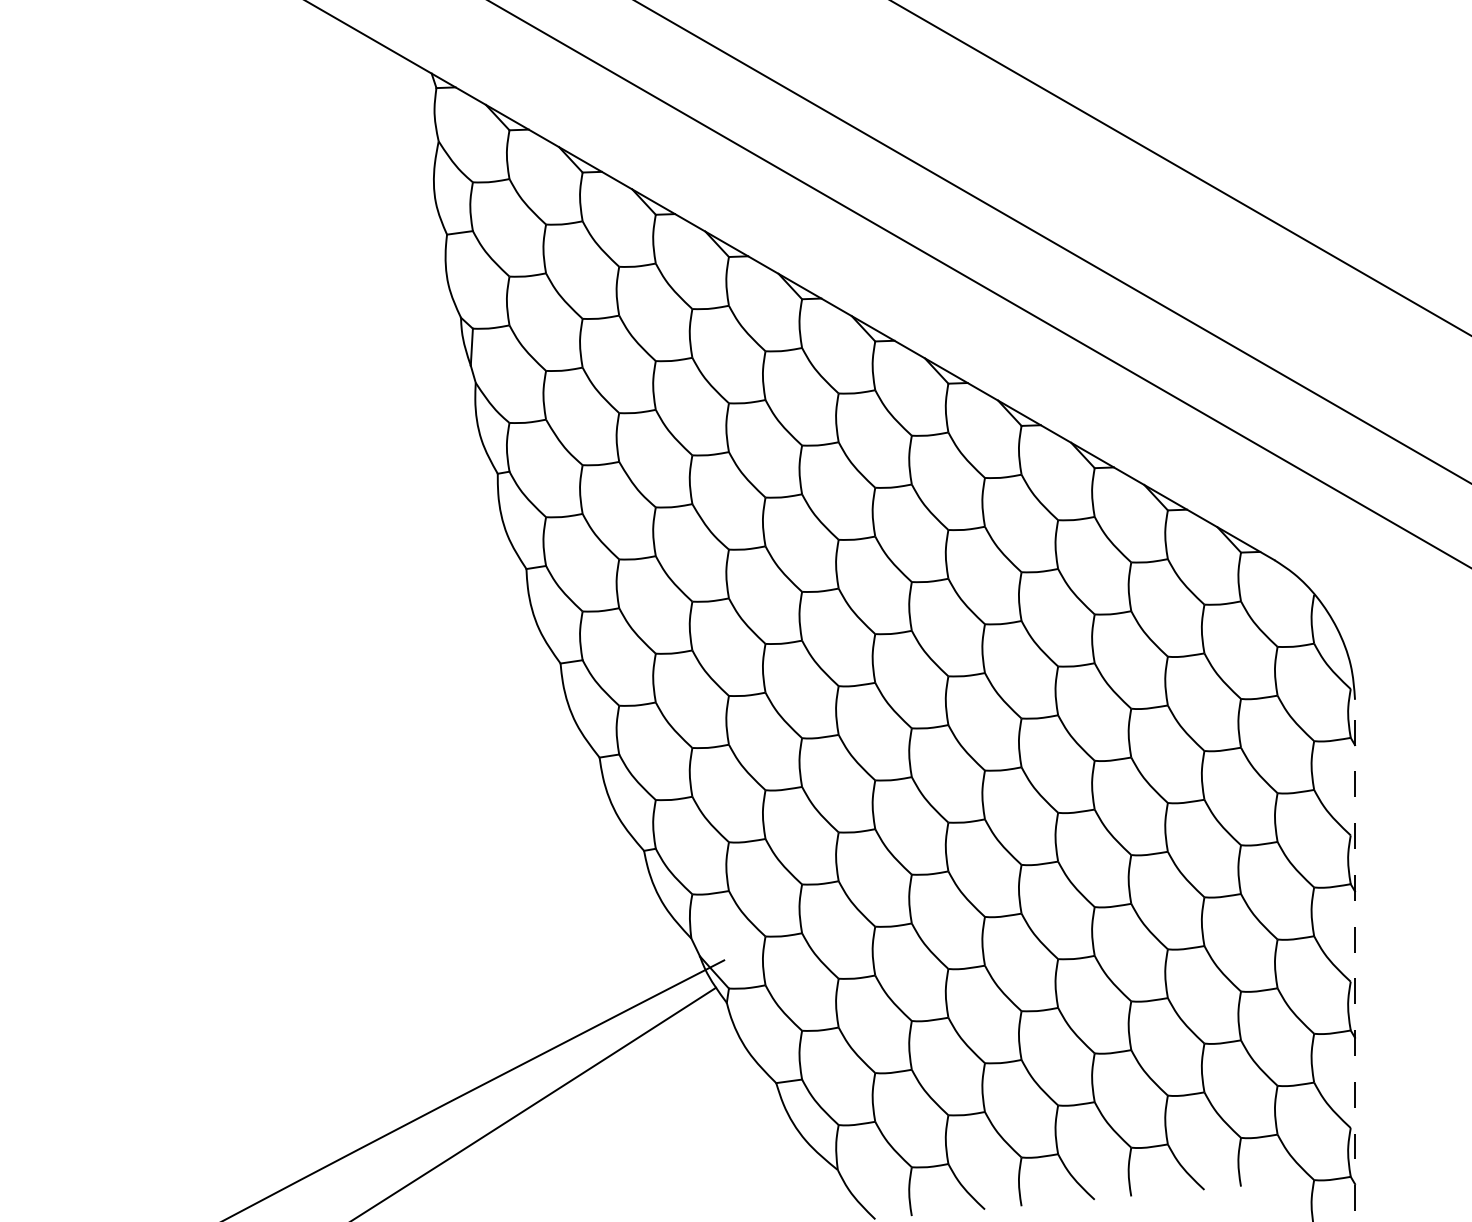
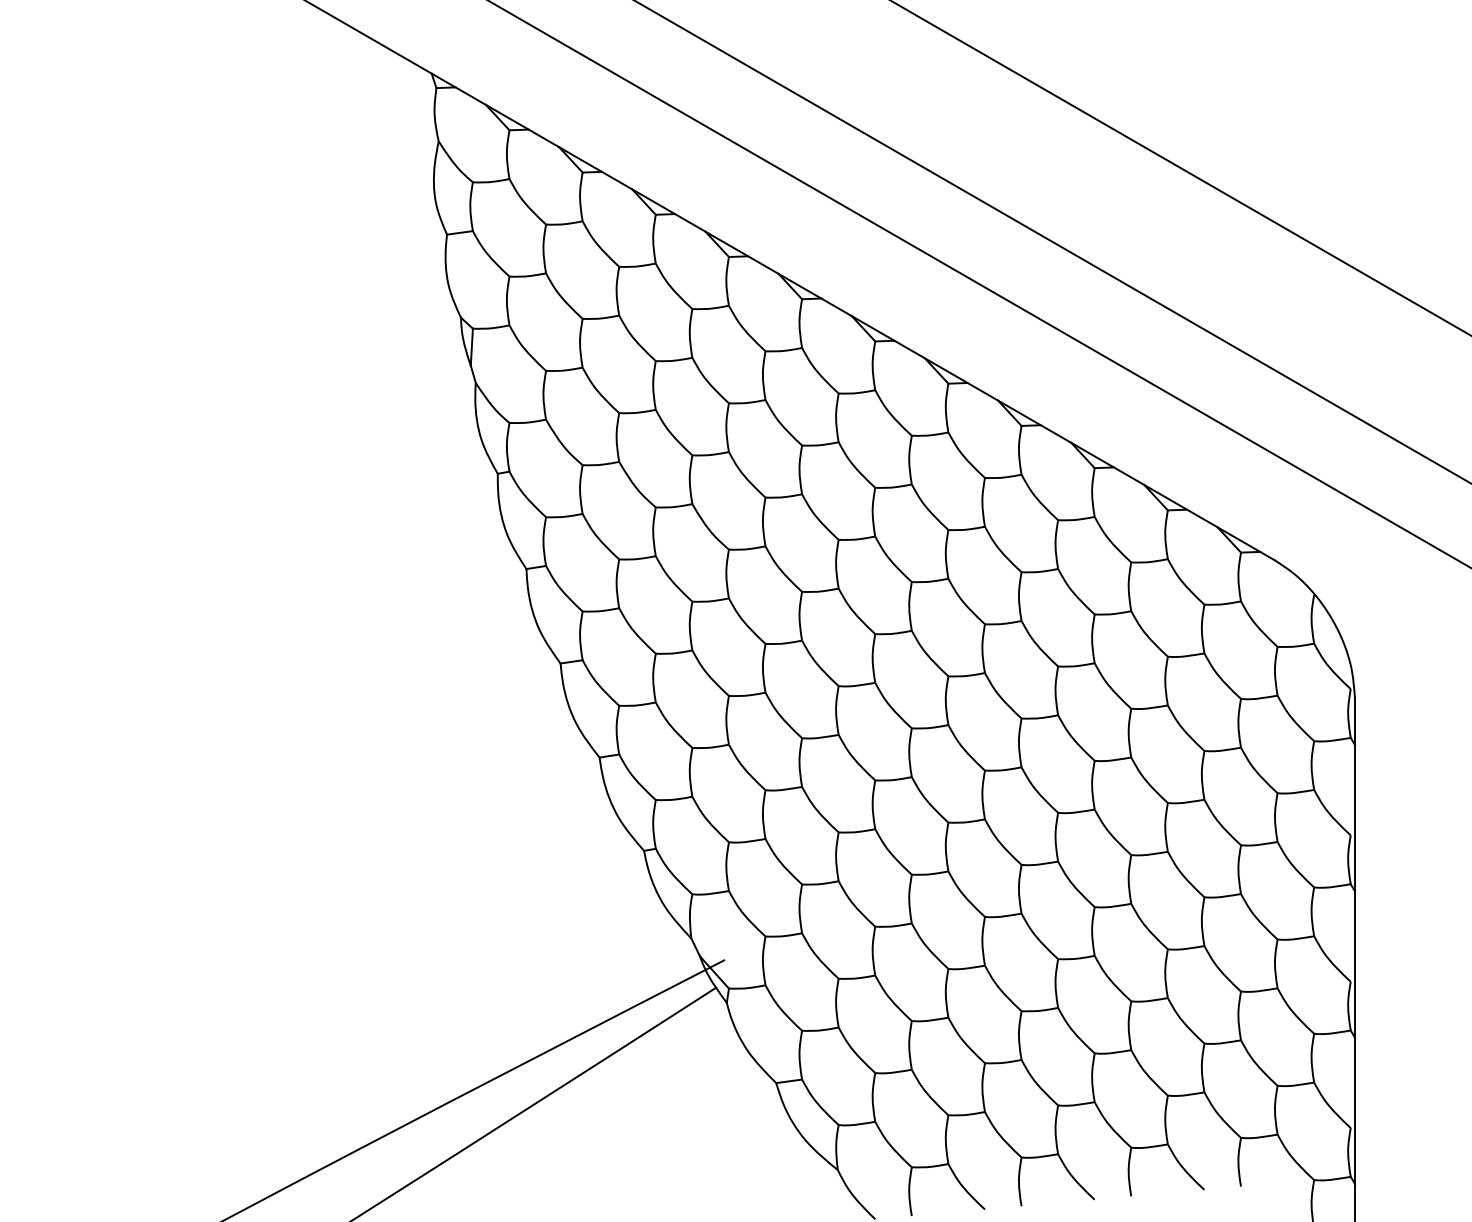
line: dashed -> solid (1355, 960)
